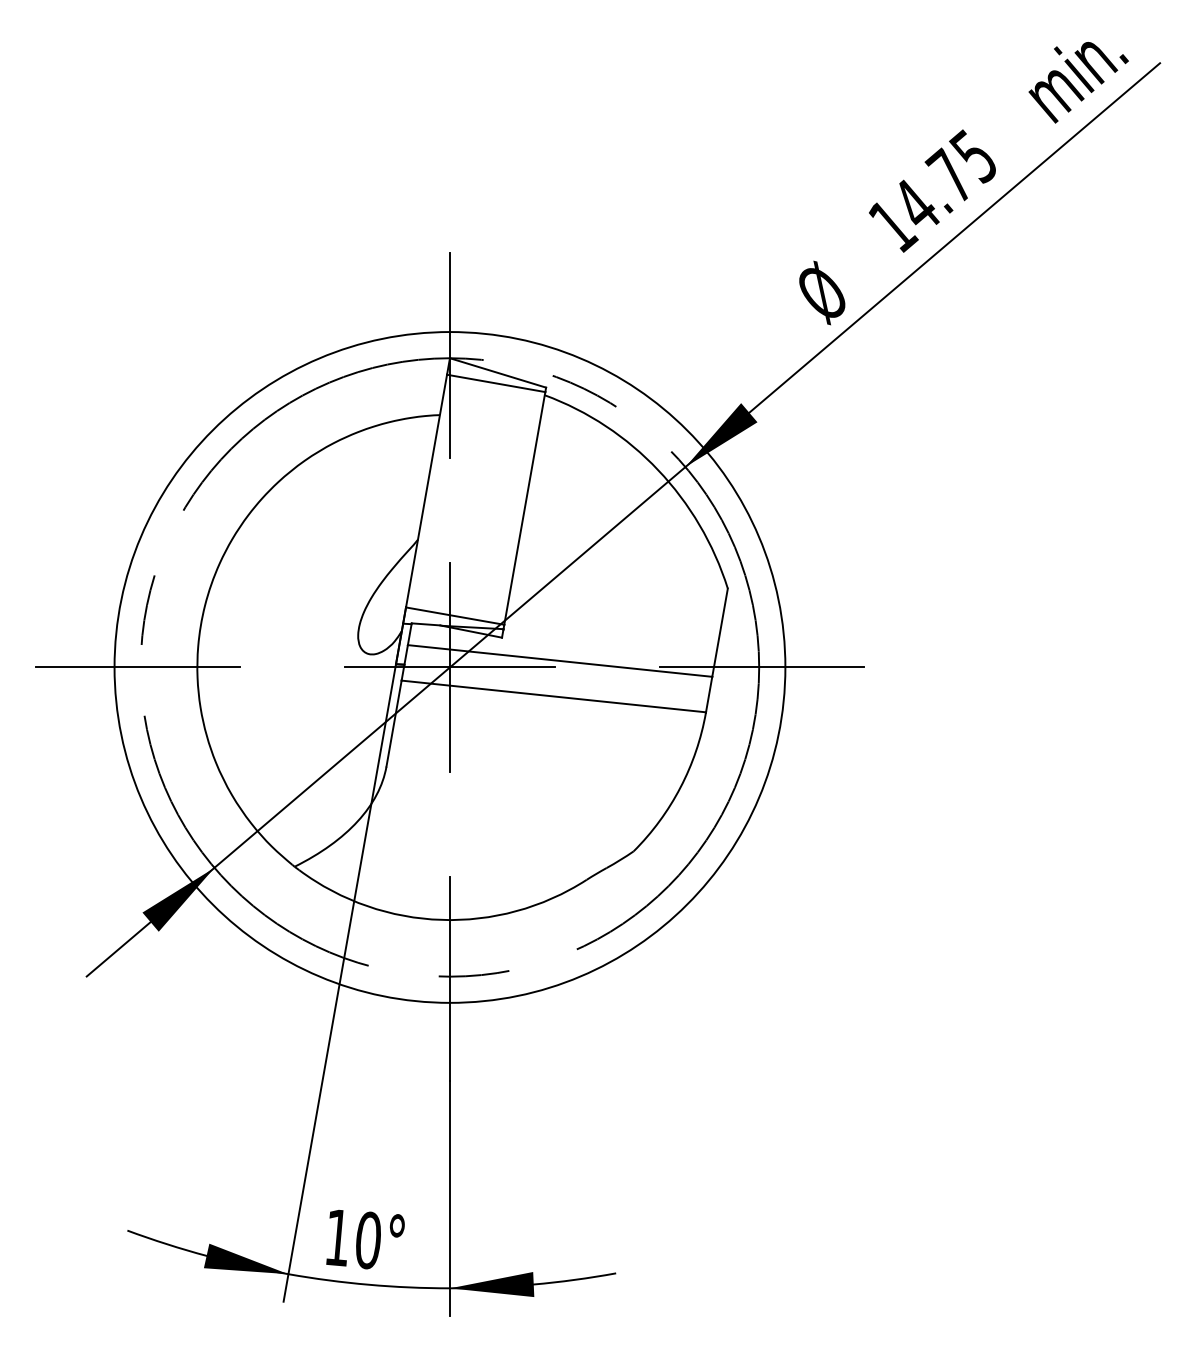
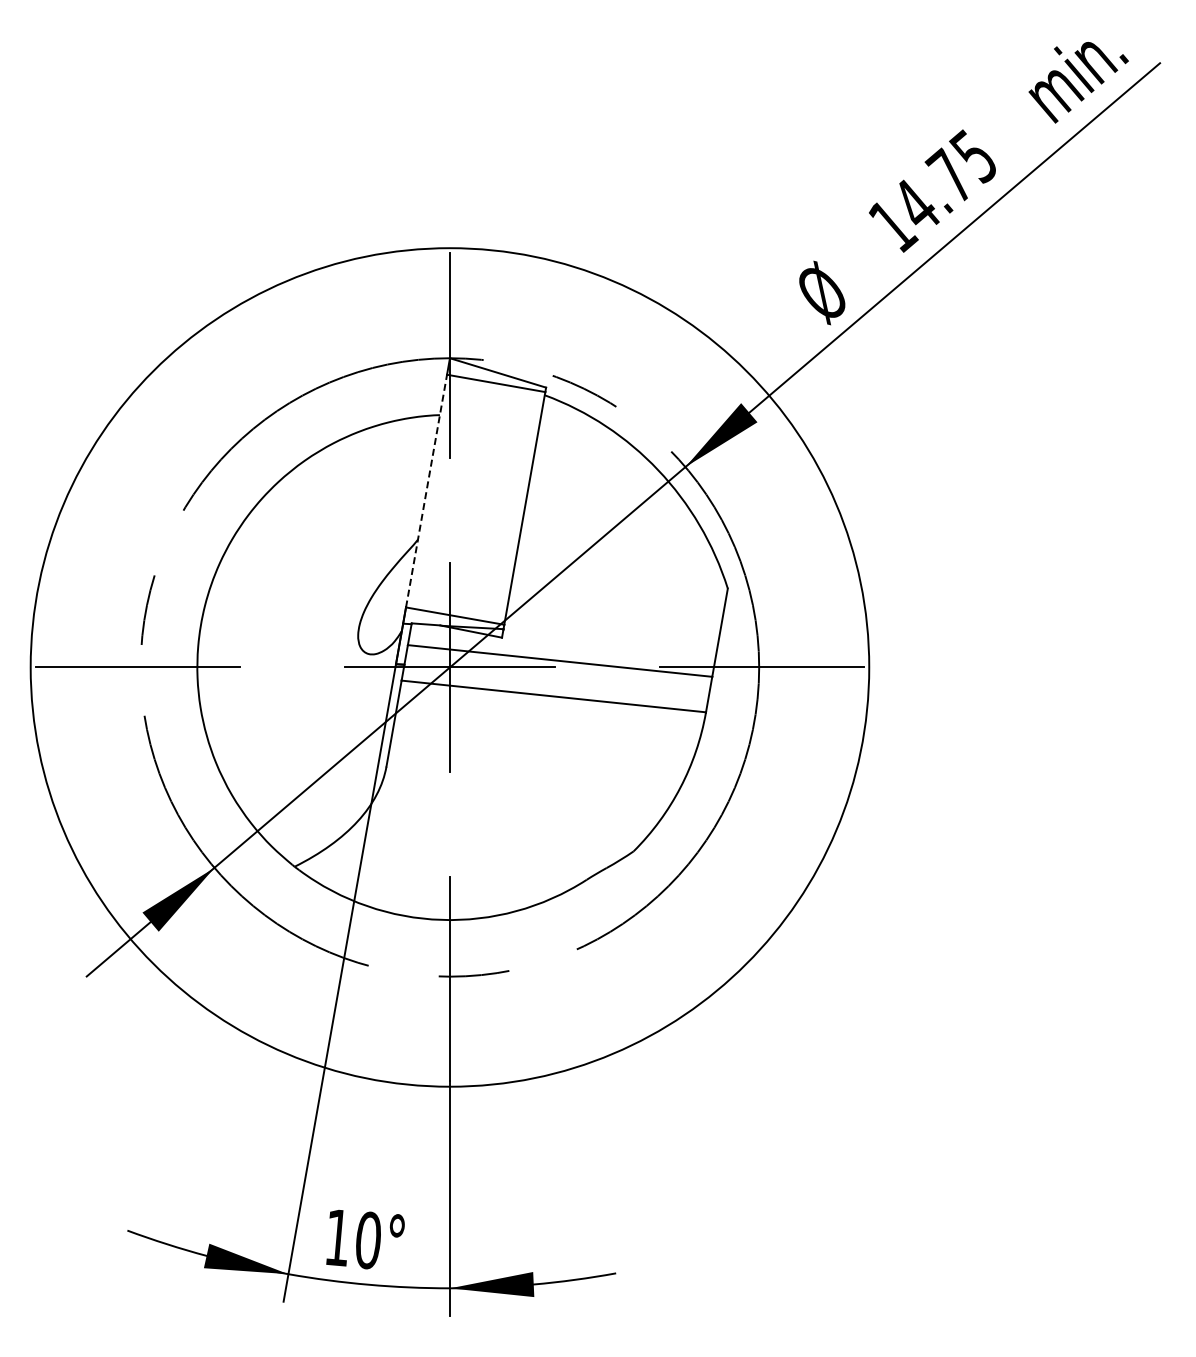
line: solid -> dashed (426, 490)
circle diameter: 671 px -> 839 px (449, 667)
